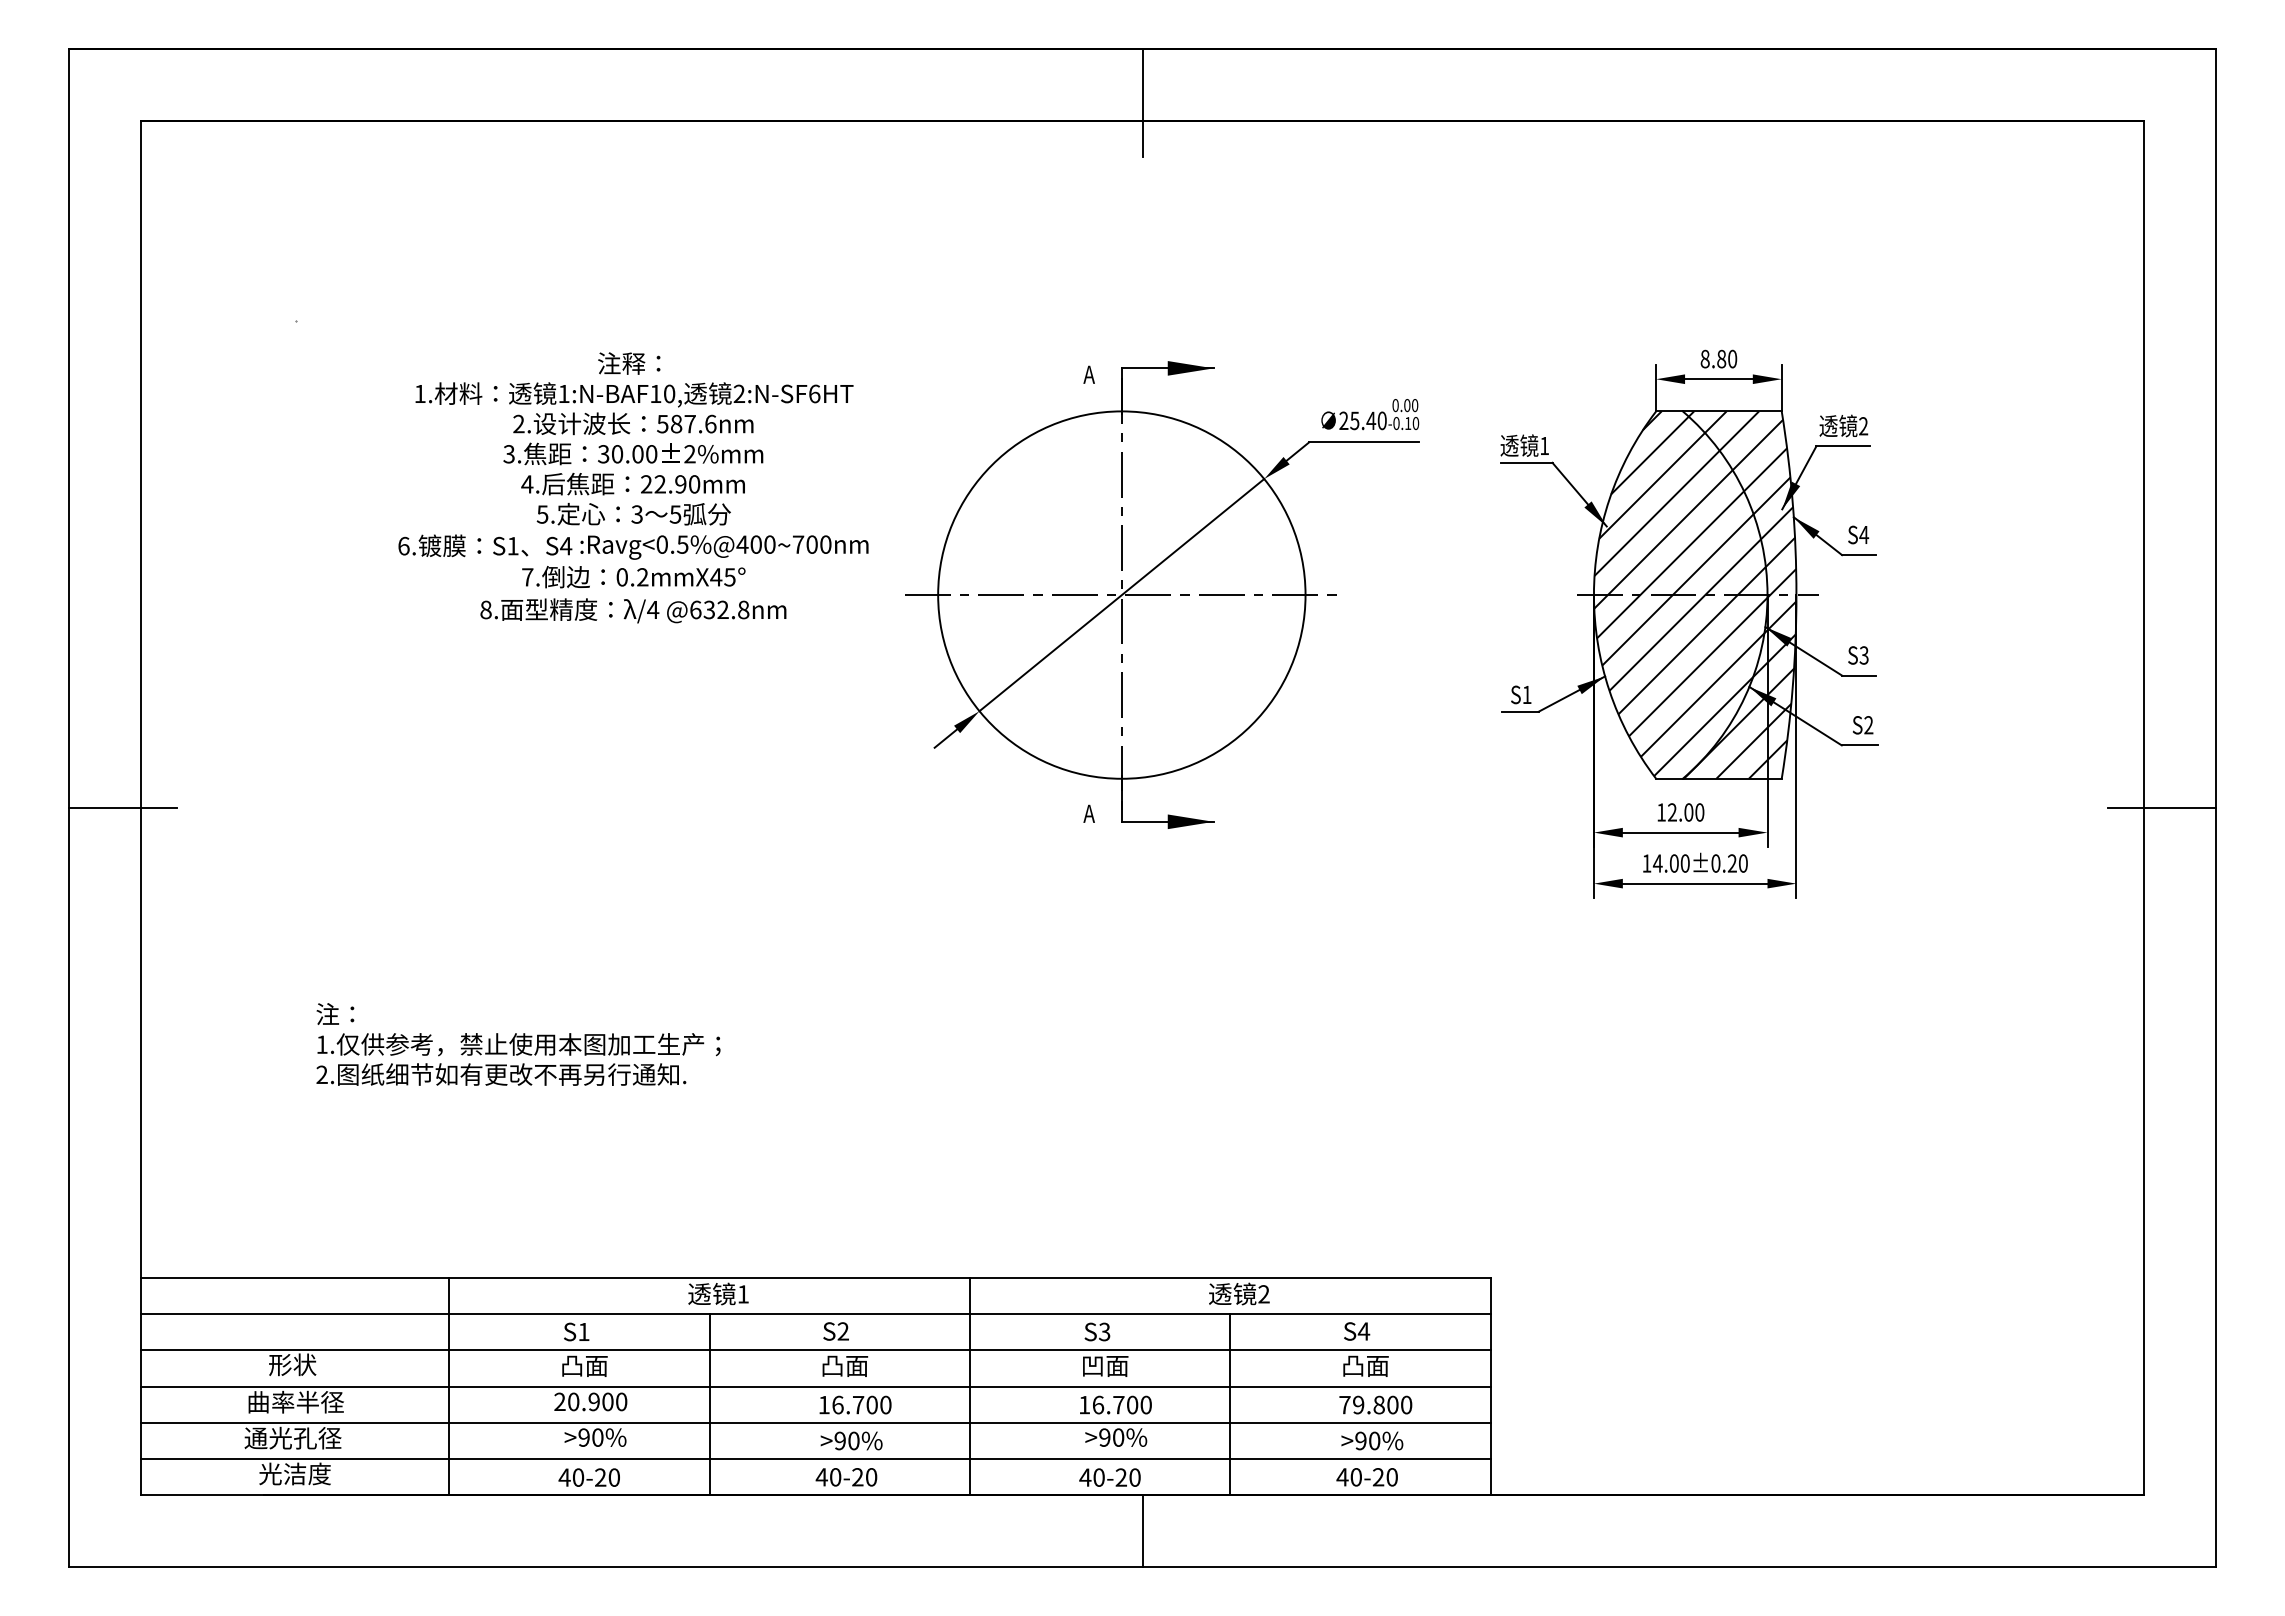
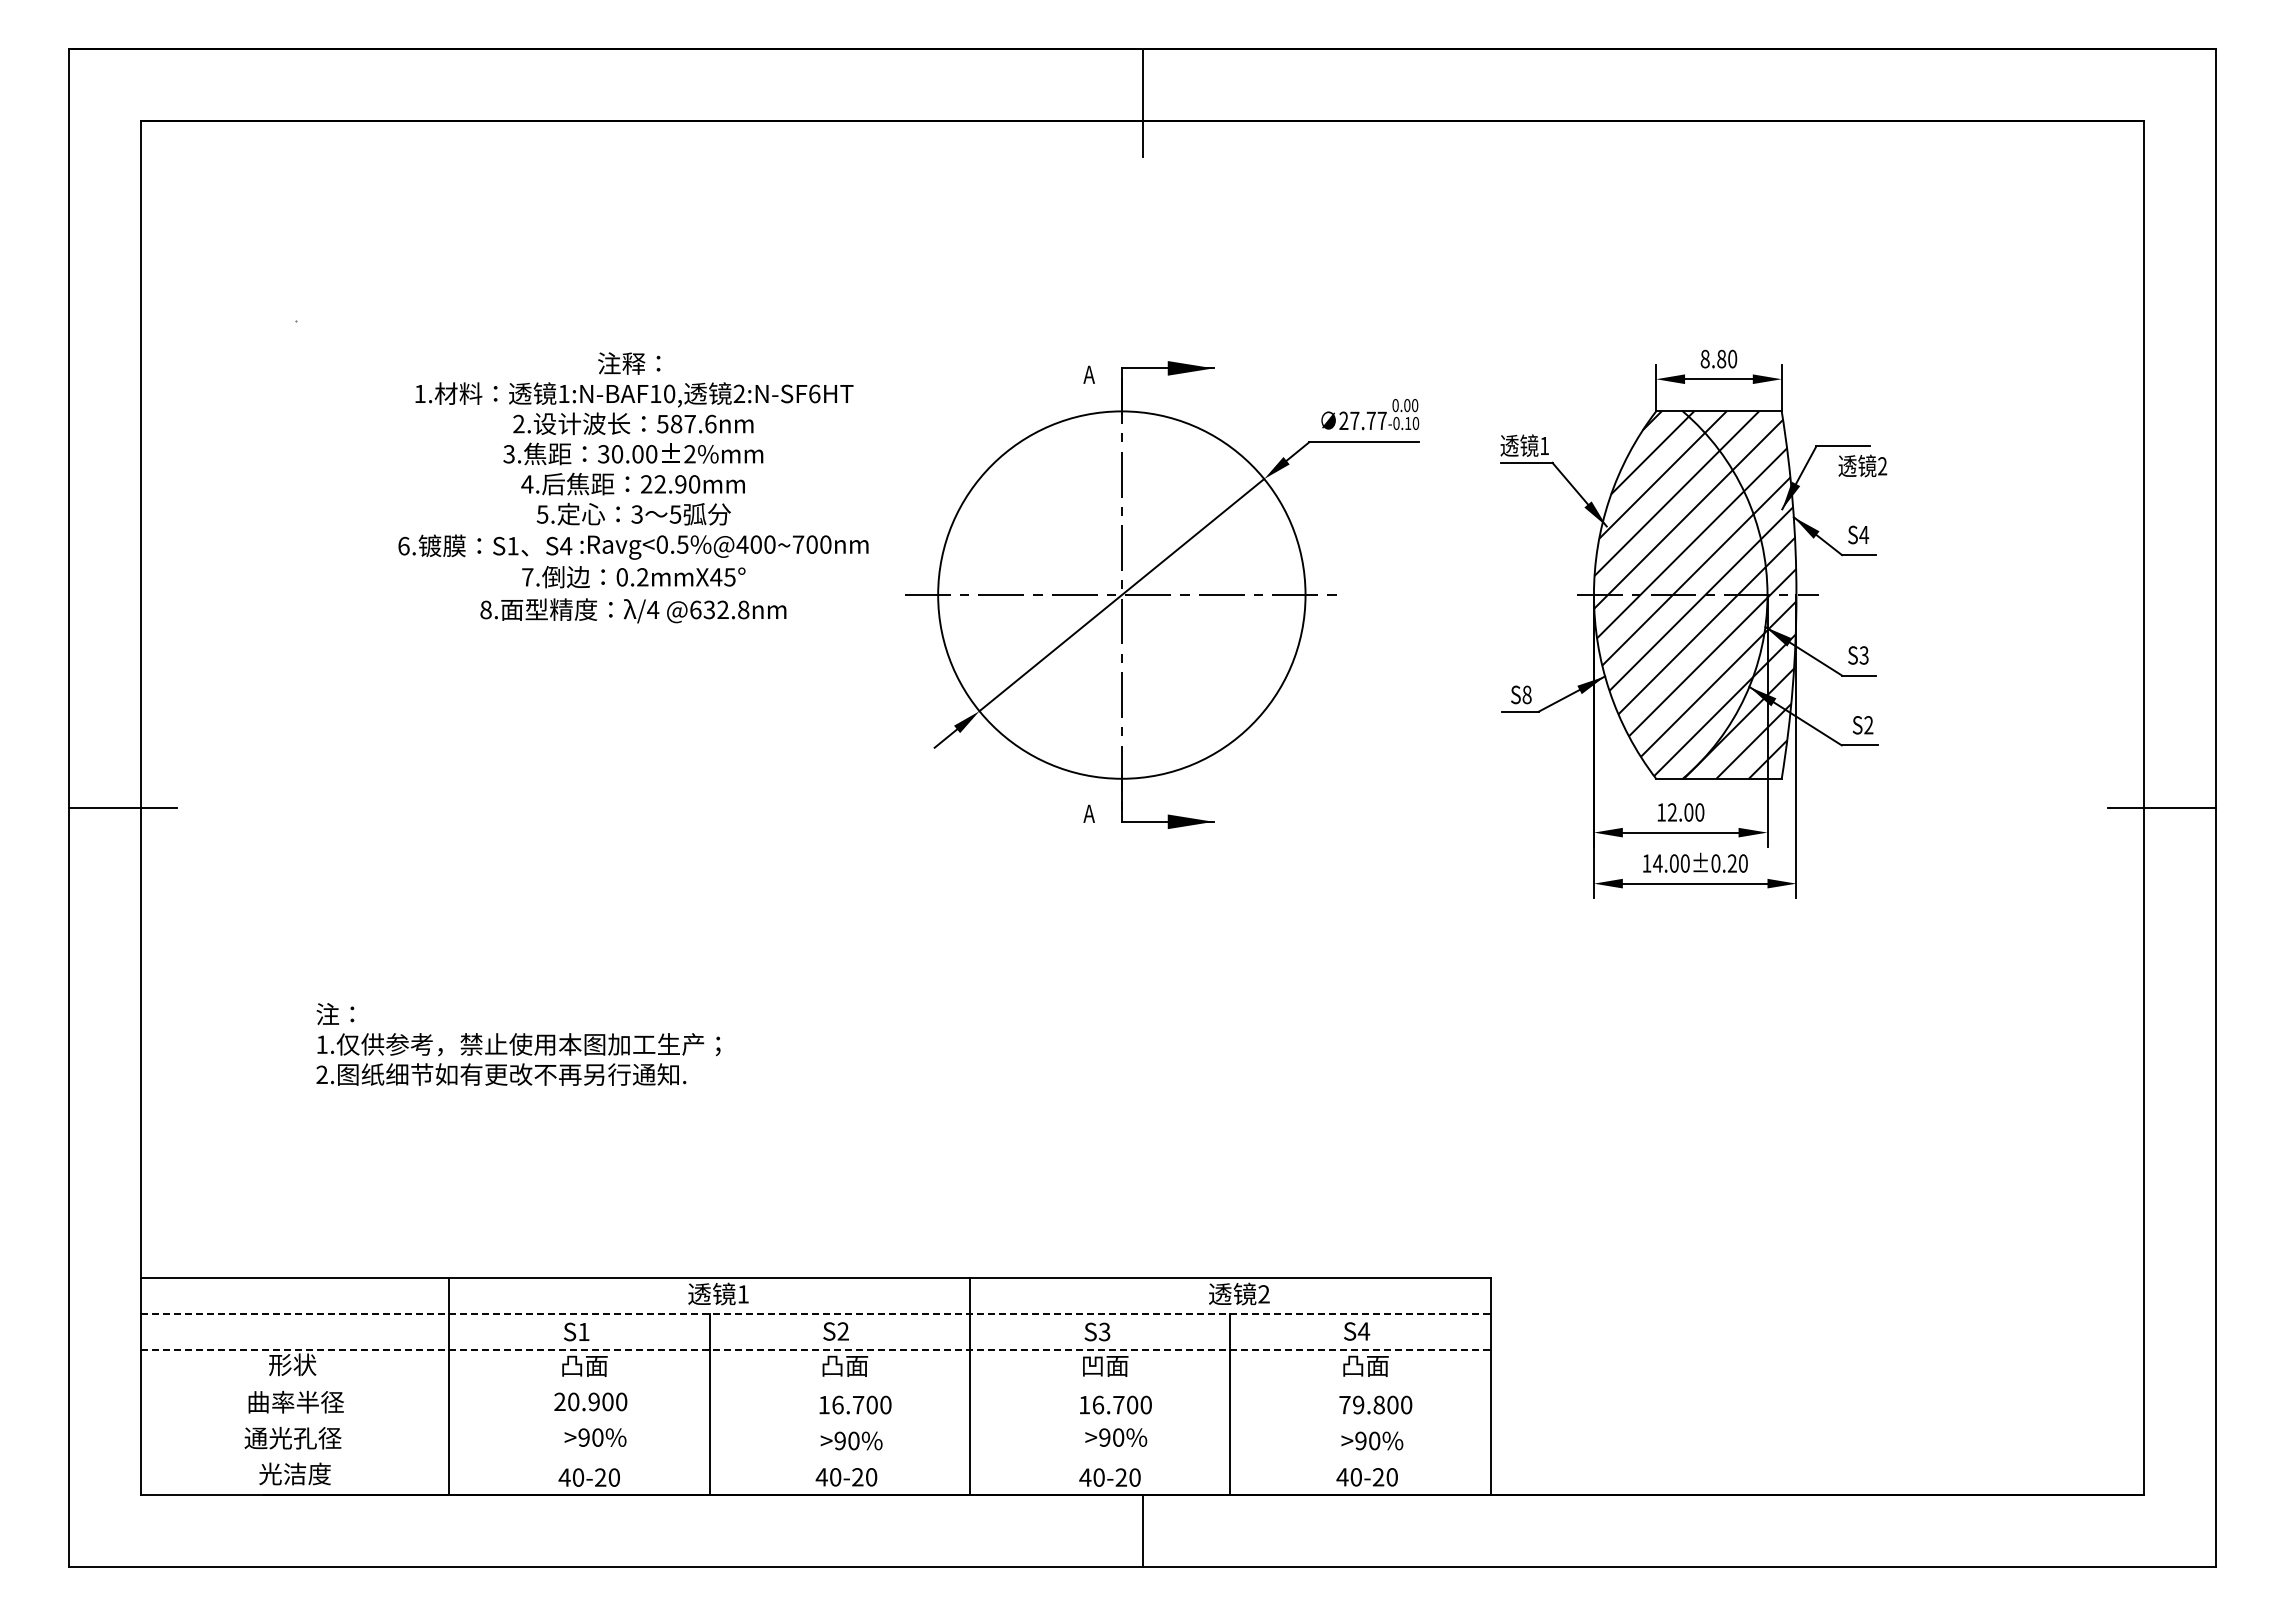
text: 25.40 -> 27.77 (1368, 420)
text position: (1843, 425) -> (1862, 465) (1862, 465)
text: S1 -> S8 (1526, 694)
line: solid -> dashed (815, 1314)
line: solid -> dashed (815, 1350)
line: present -> none (815, 1386)
line: present -> none (815, 1422)
line: present -> none (815, 1458)
